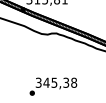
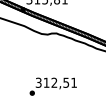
text: 345,38 -> 312,51 (60, 82)
